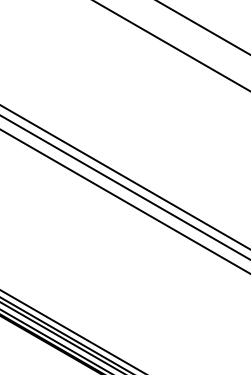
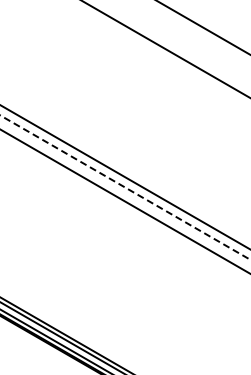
line position: (171, 45) -> (165, 49) (165, 49)
line: solid -> dashed (125, 187)
line: present -> none (71, 331)
